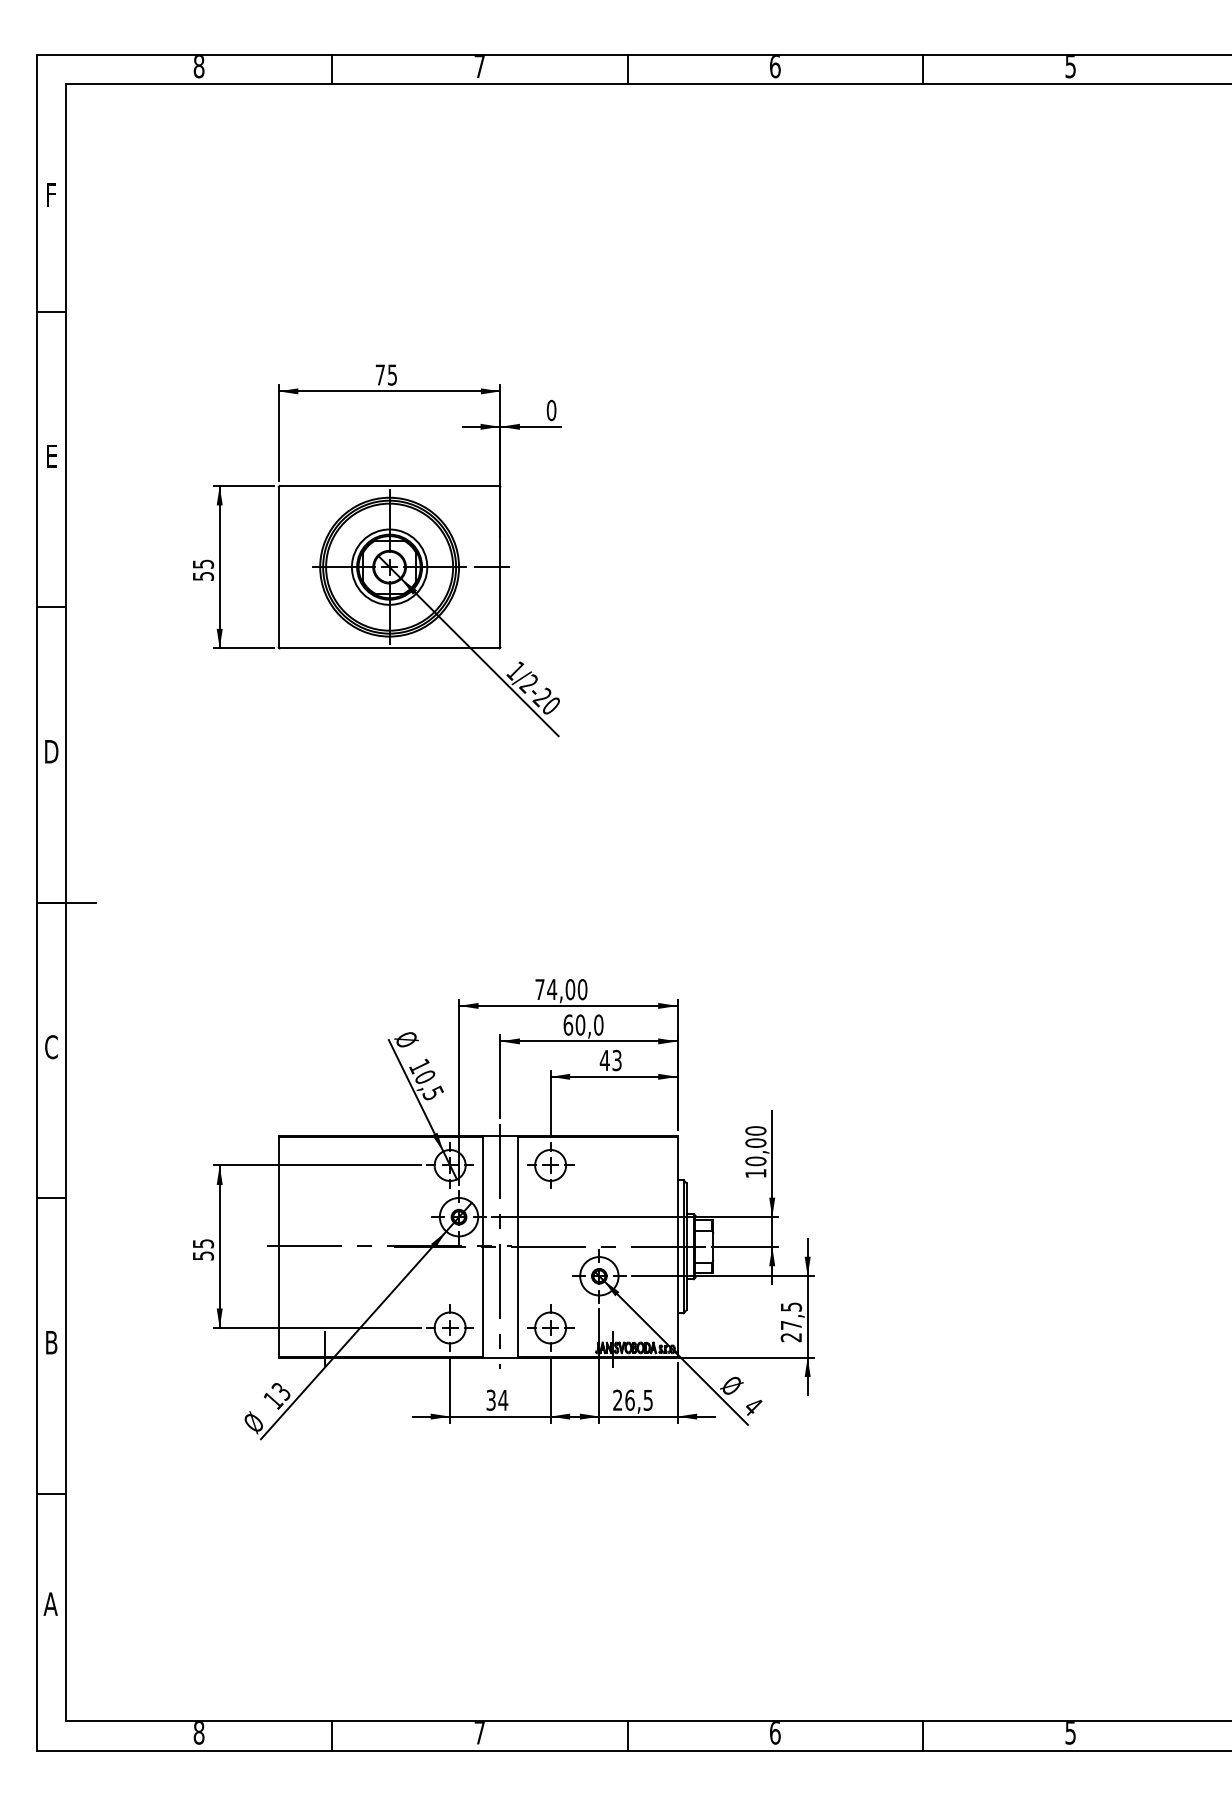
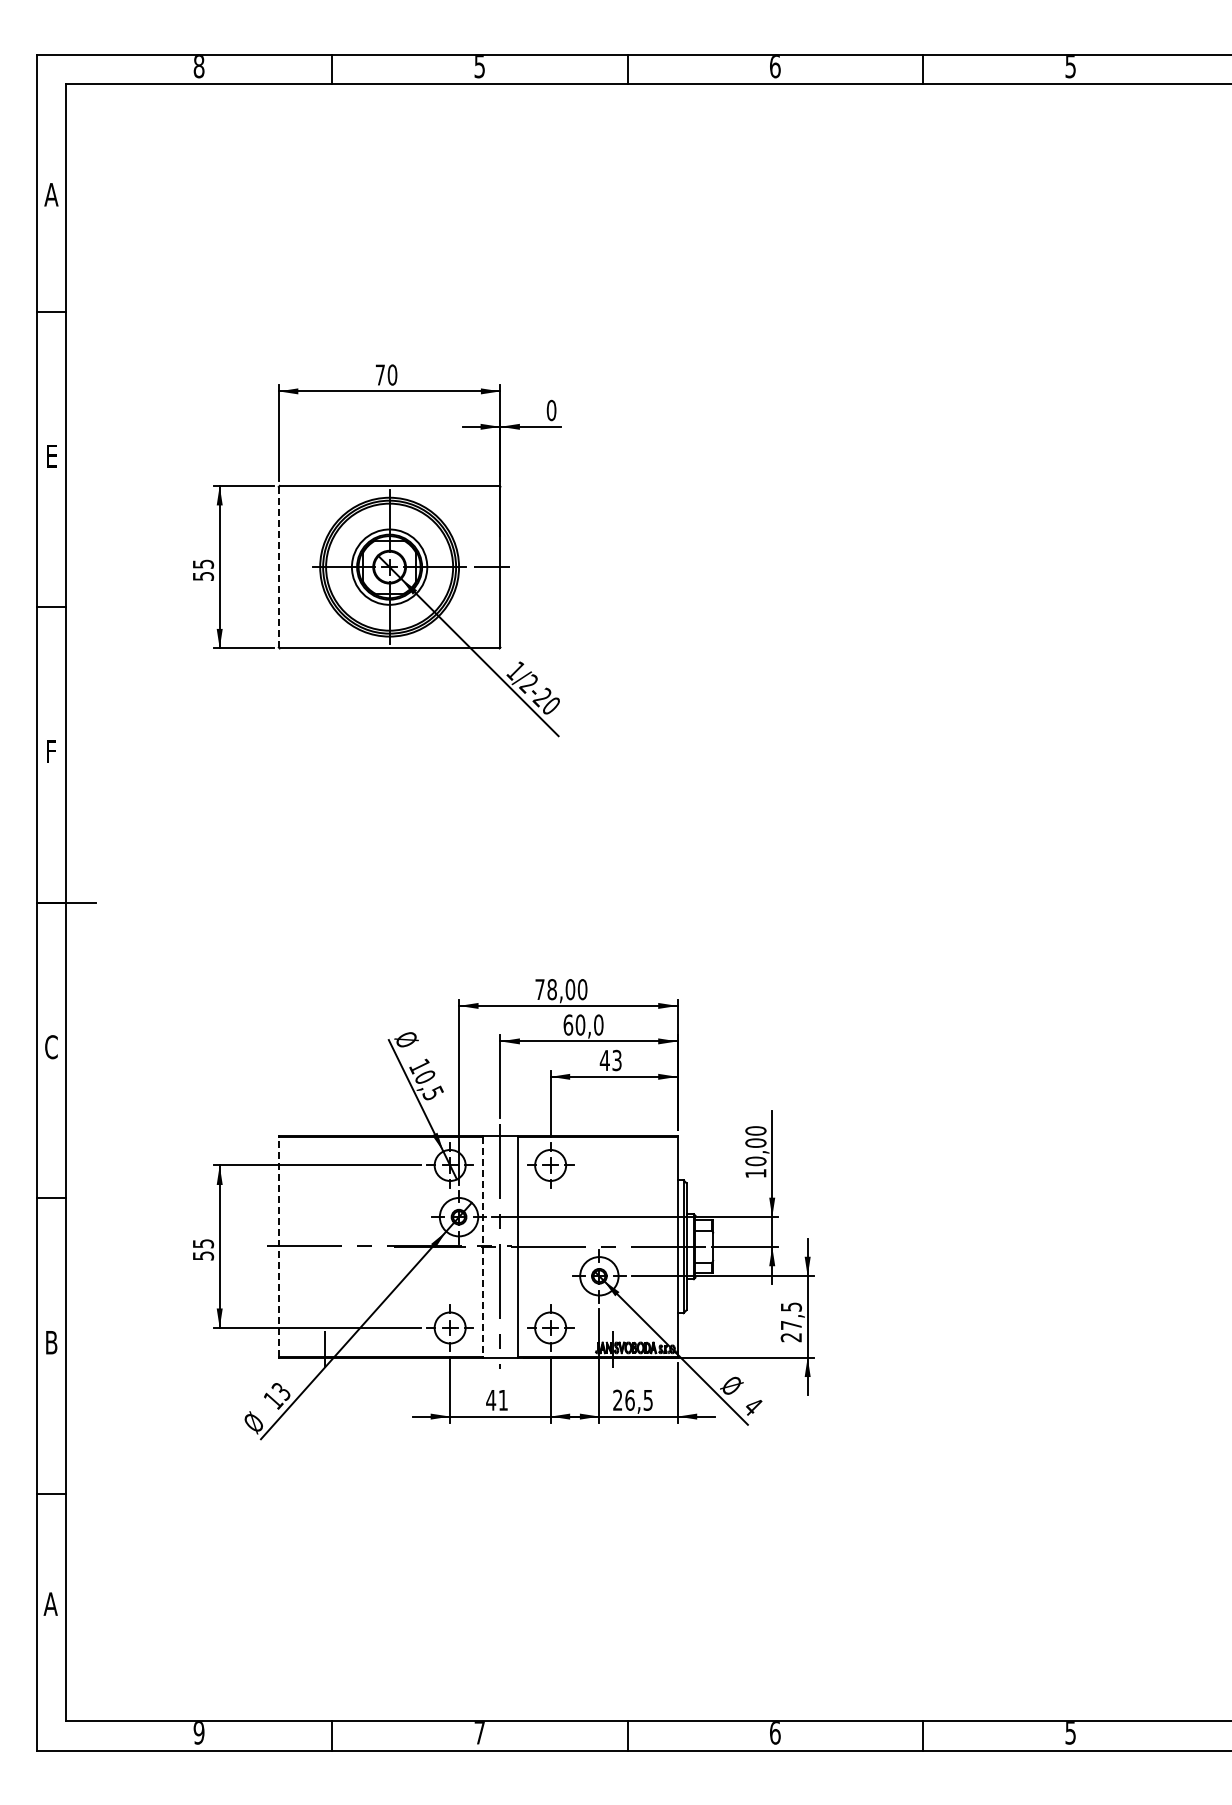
text: 7 -> 5 (479, 67)
text: F -> A (51, 194)
text: 75 -> 70 (392, 374)
line: solid -> dashed (278, 566)
text: D -> F (51, 751)
text: 74,00 -> 78,00 (552, 989)
line: solid -> dashed (278, 1246)
line: solid -> dashed (482, 1246)
text: 34 -> 41 (497, 1399)
text: 8 -> 9 (198, 1733)
